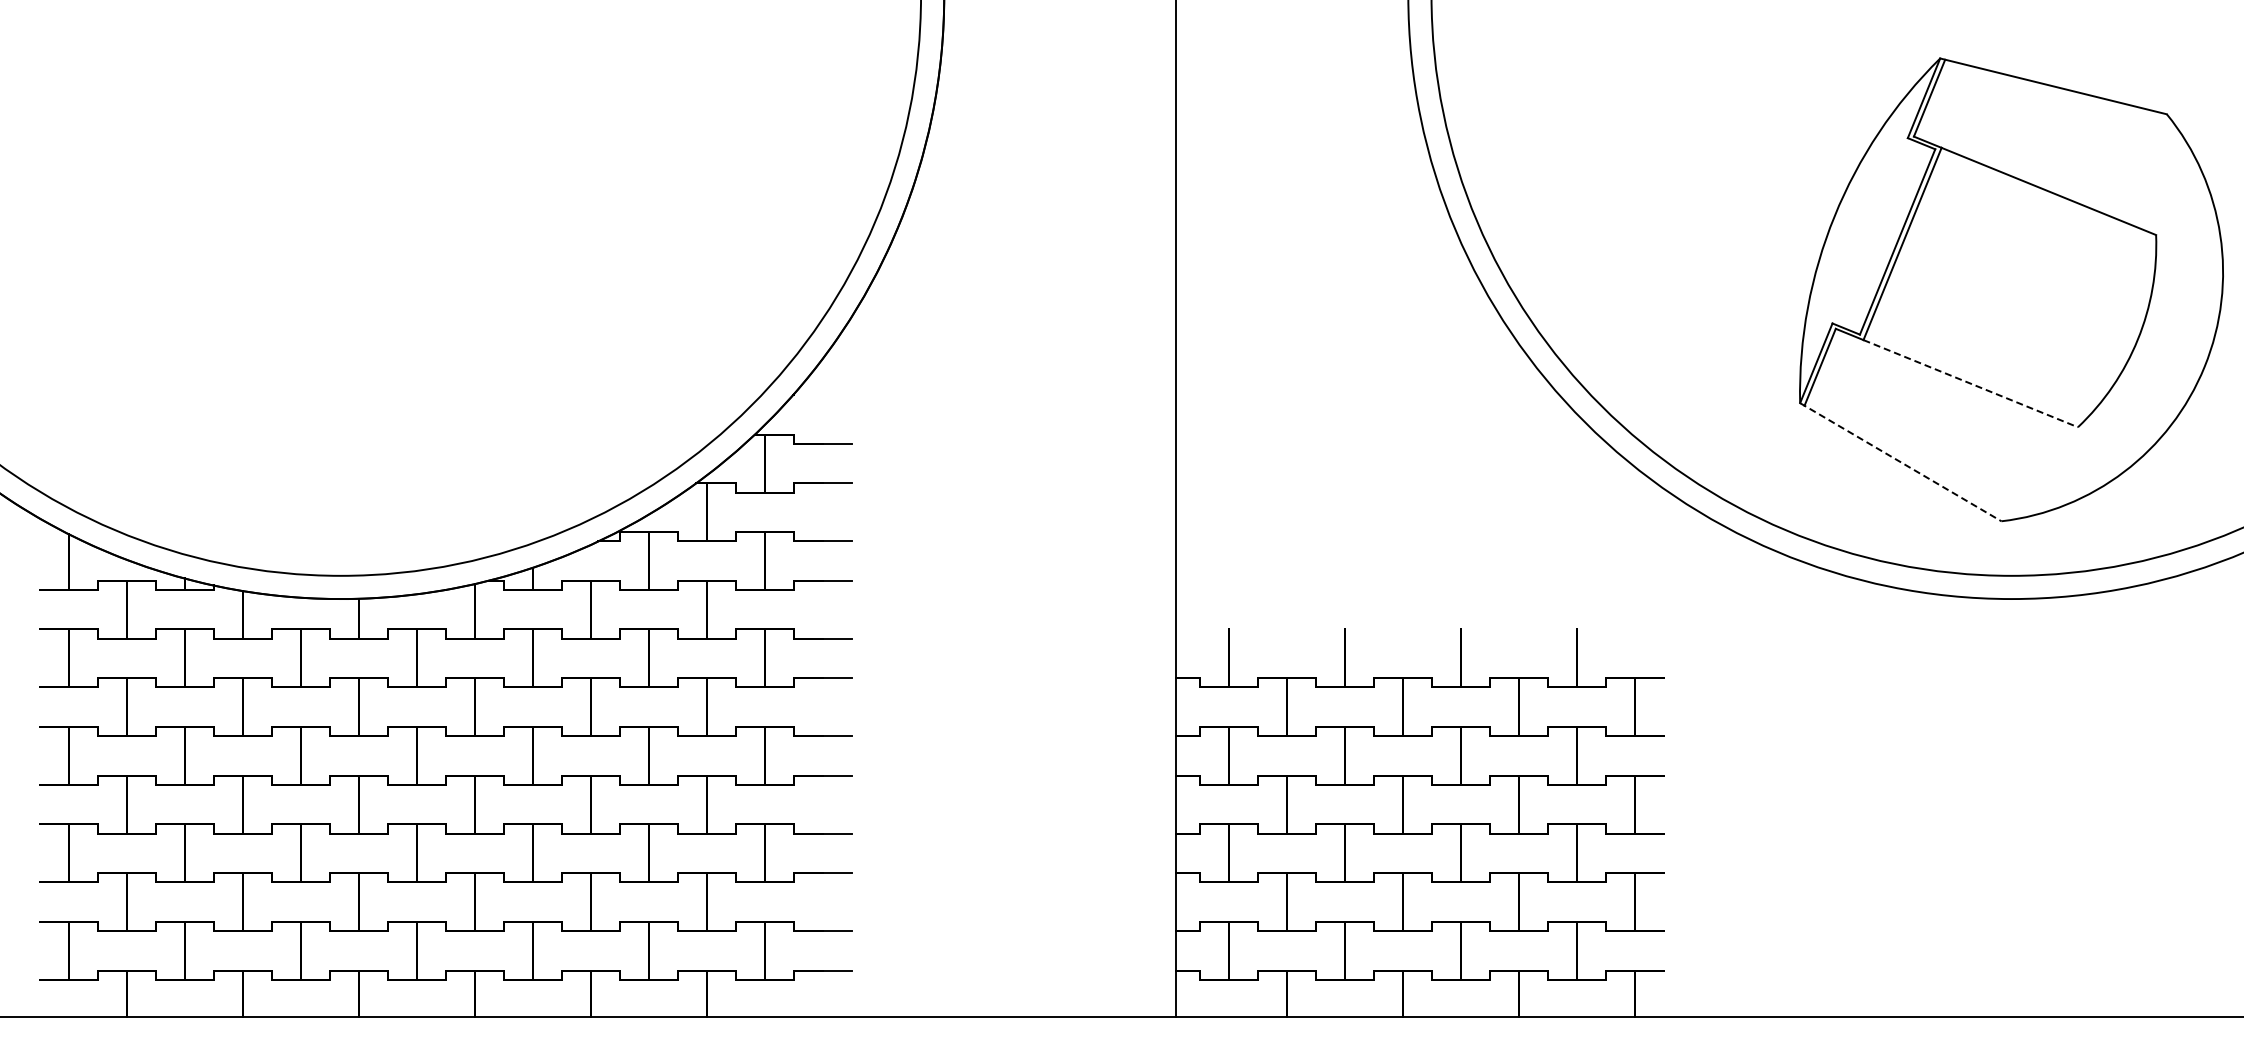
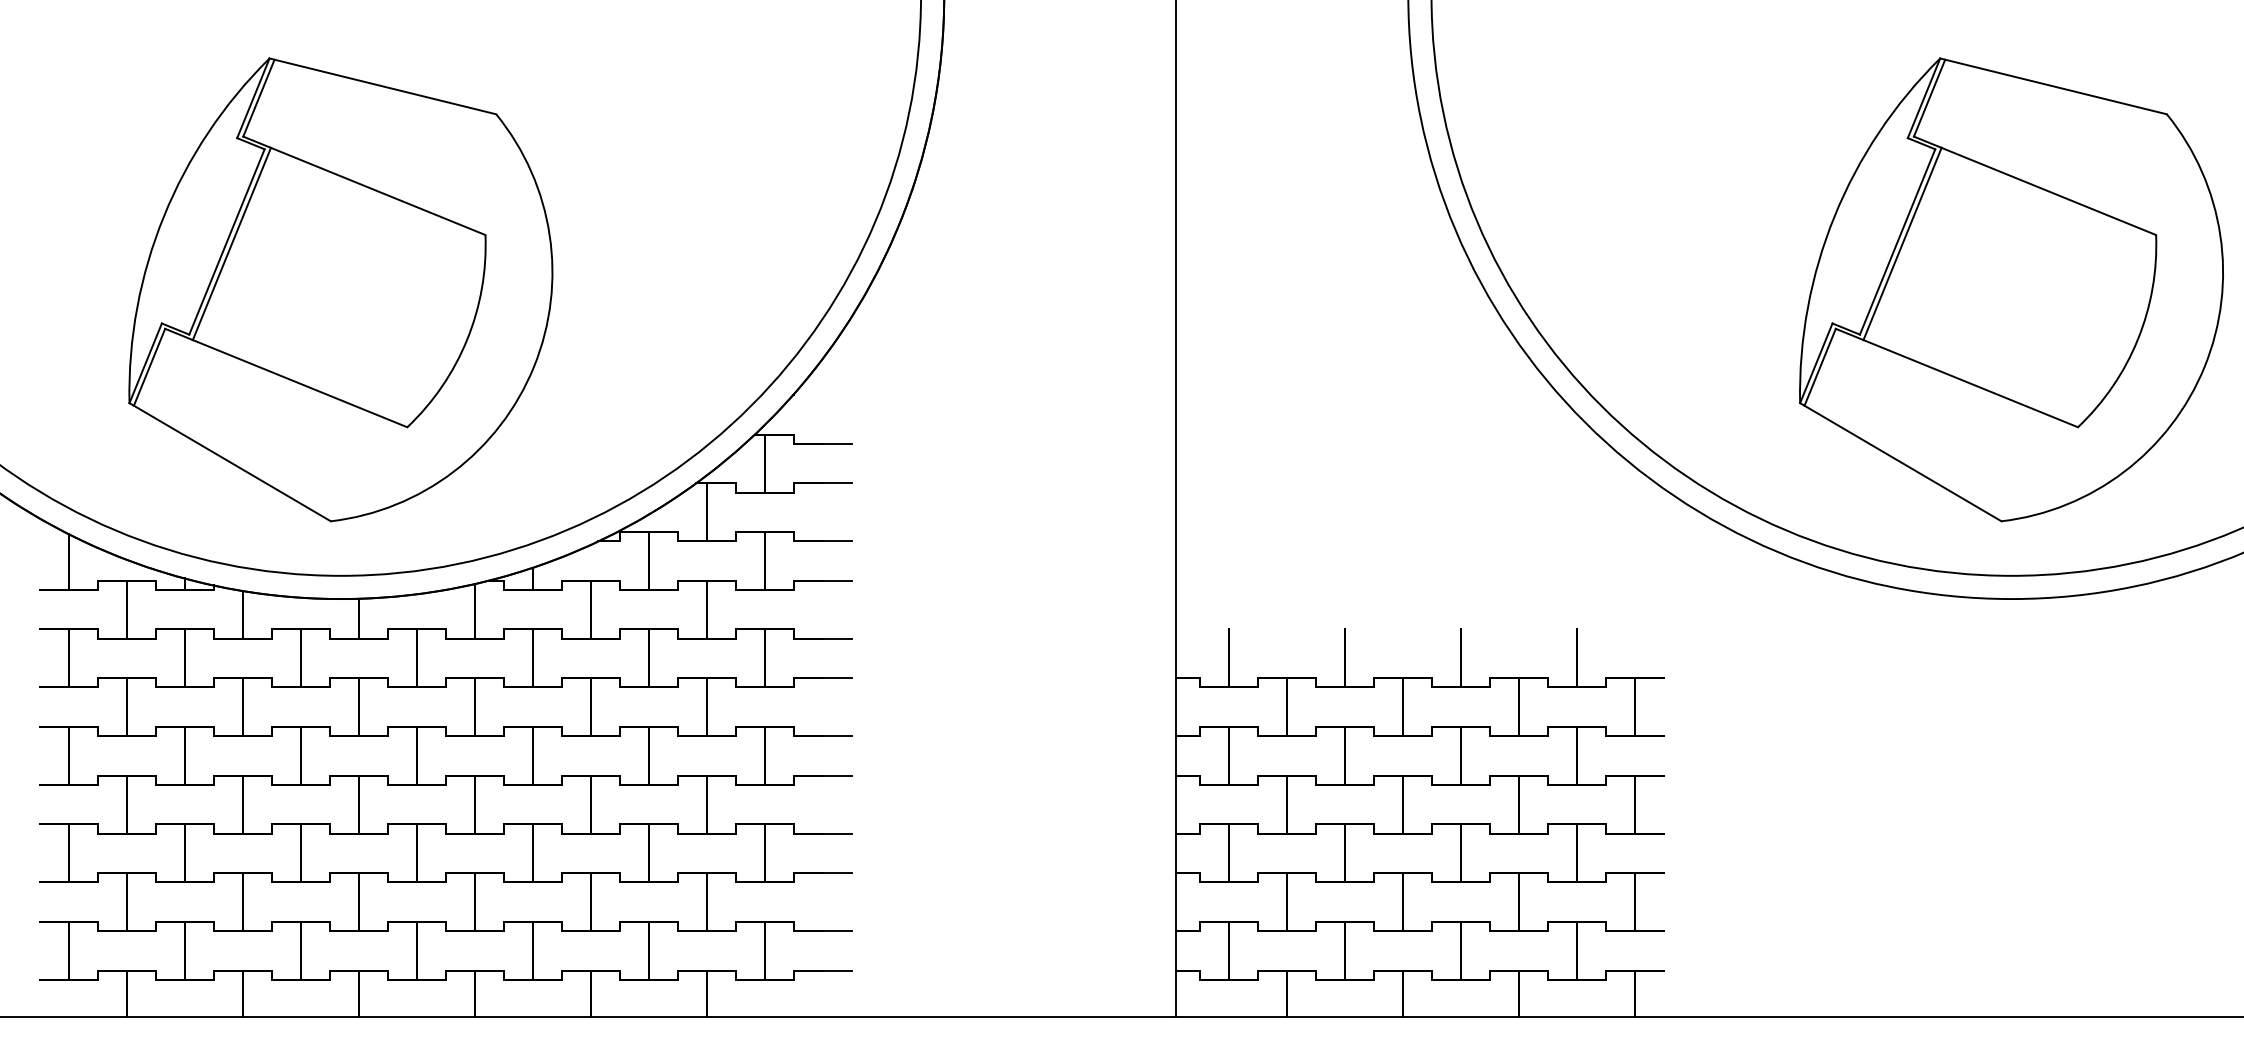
part: none -> present (340, 289)
line: dashed -> solid (1970, 383)
line: dashed -> solid (1900, 462)
